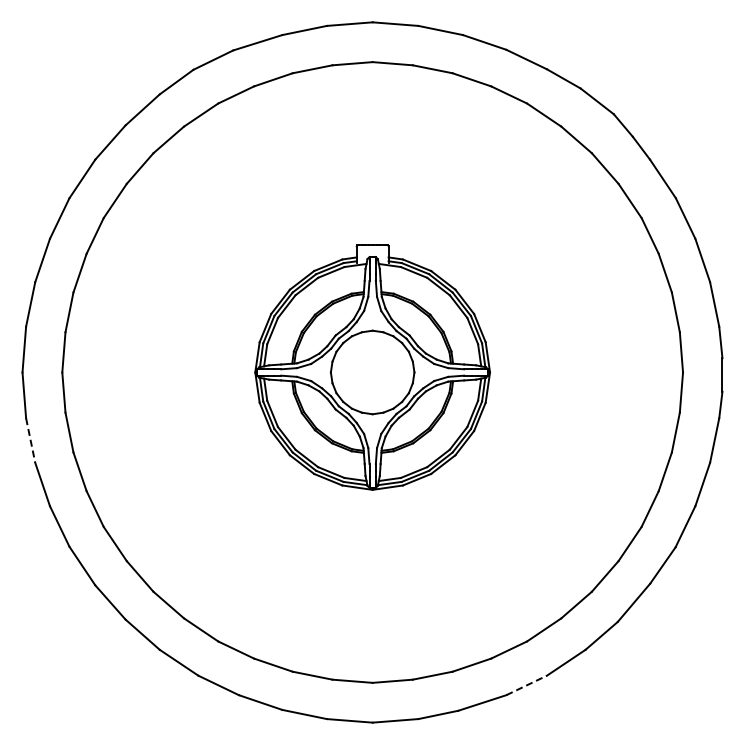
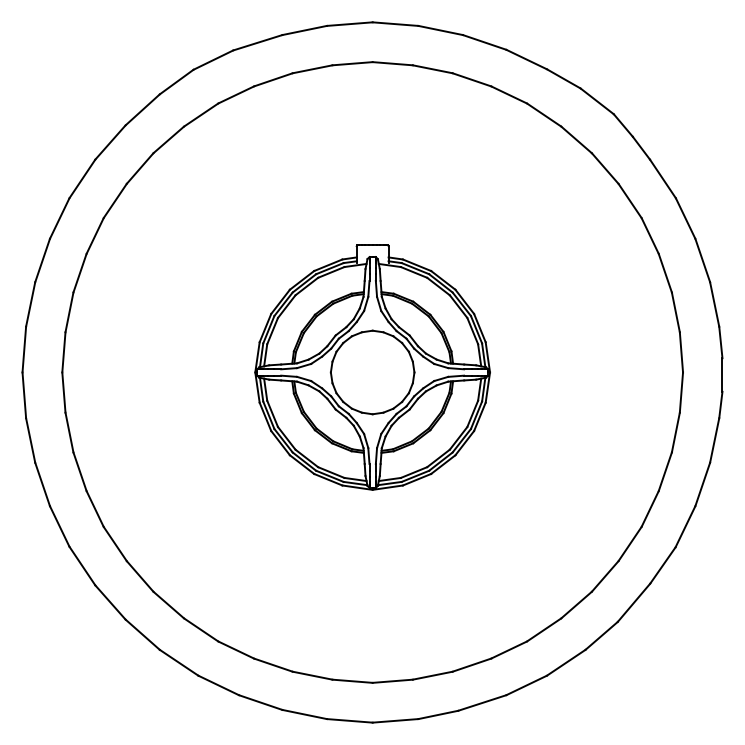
line: dashed -> solid (30, 440)
line: dashed -> solid (526, 685)
